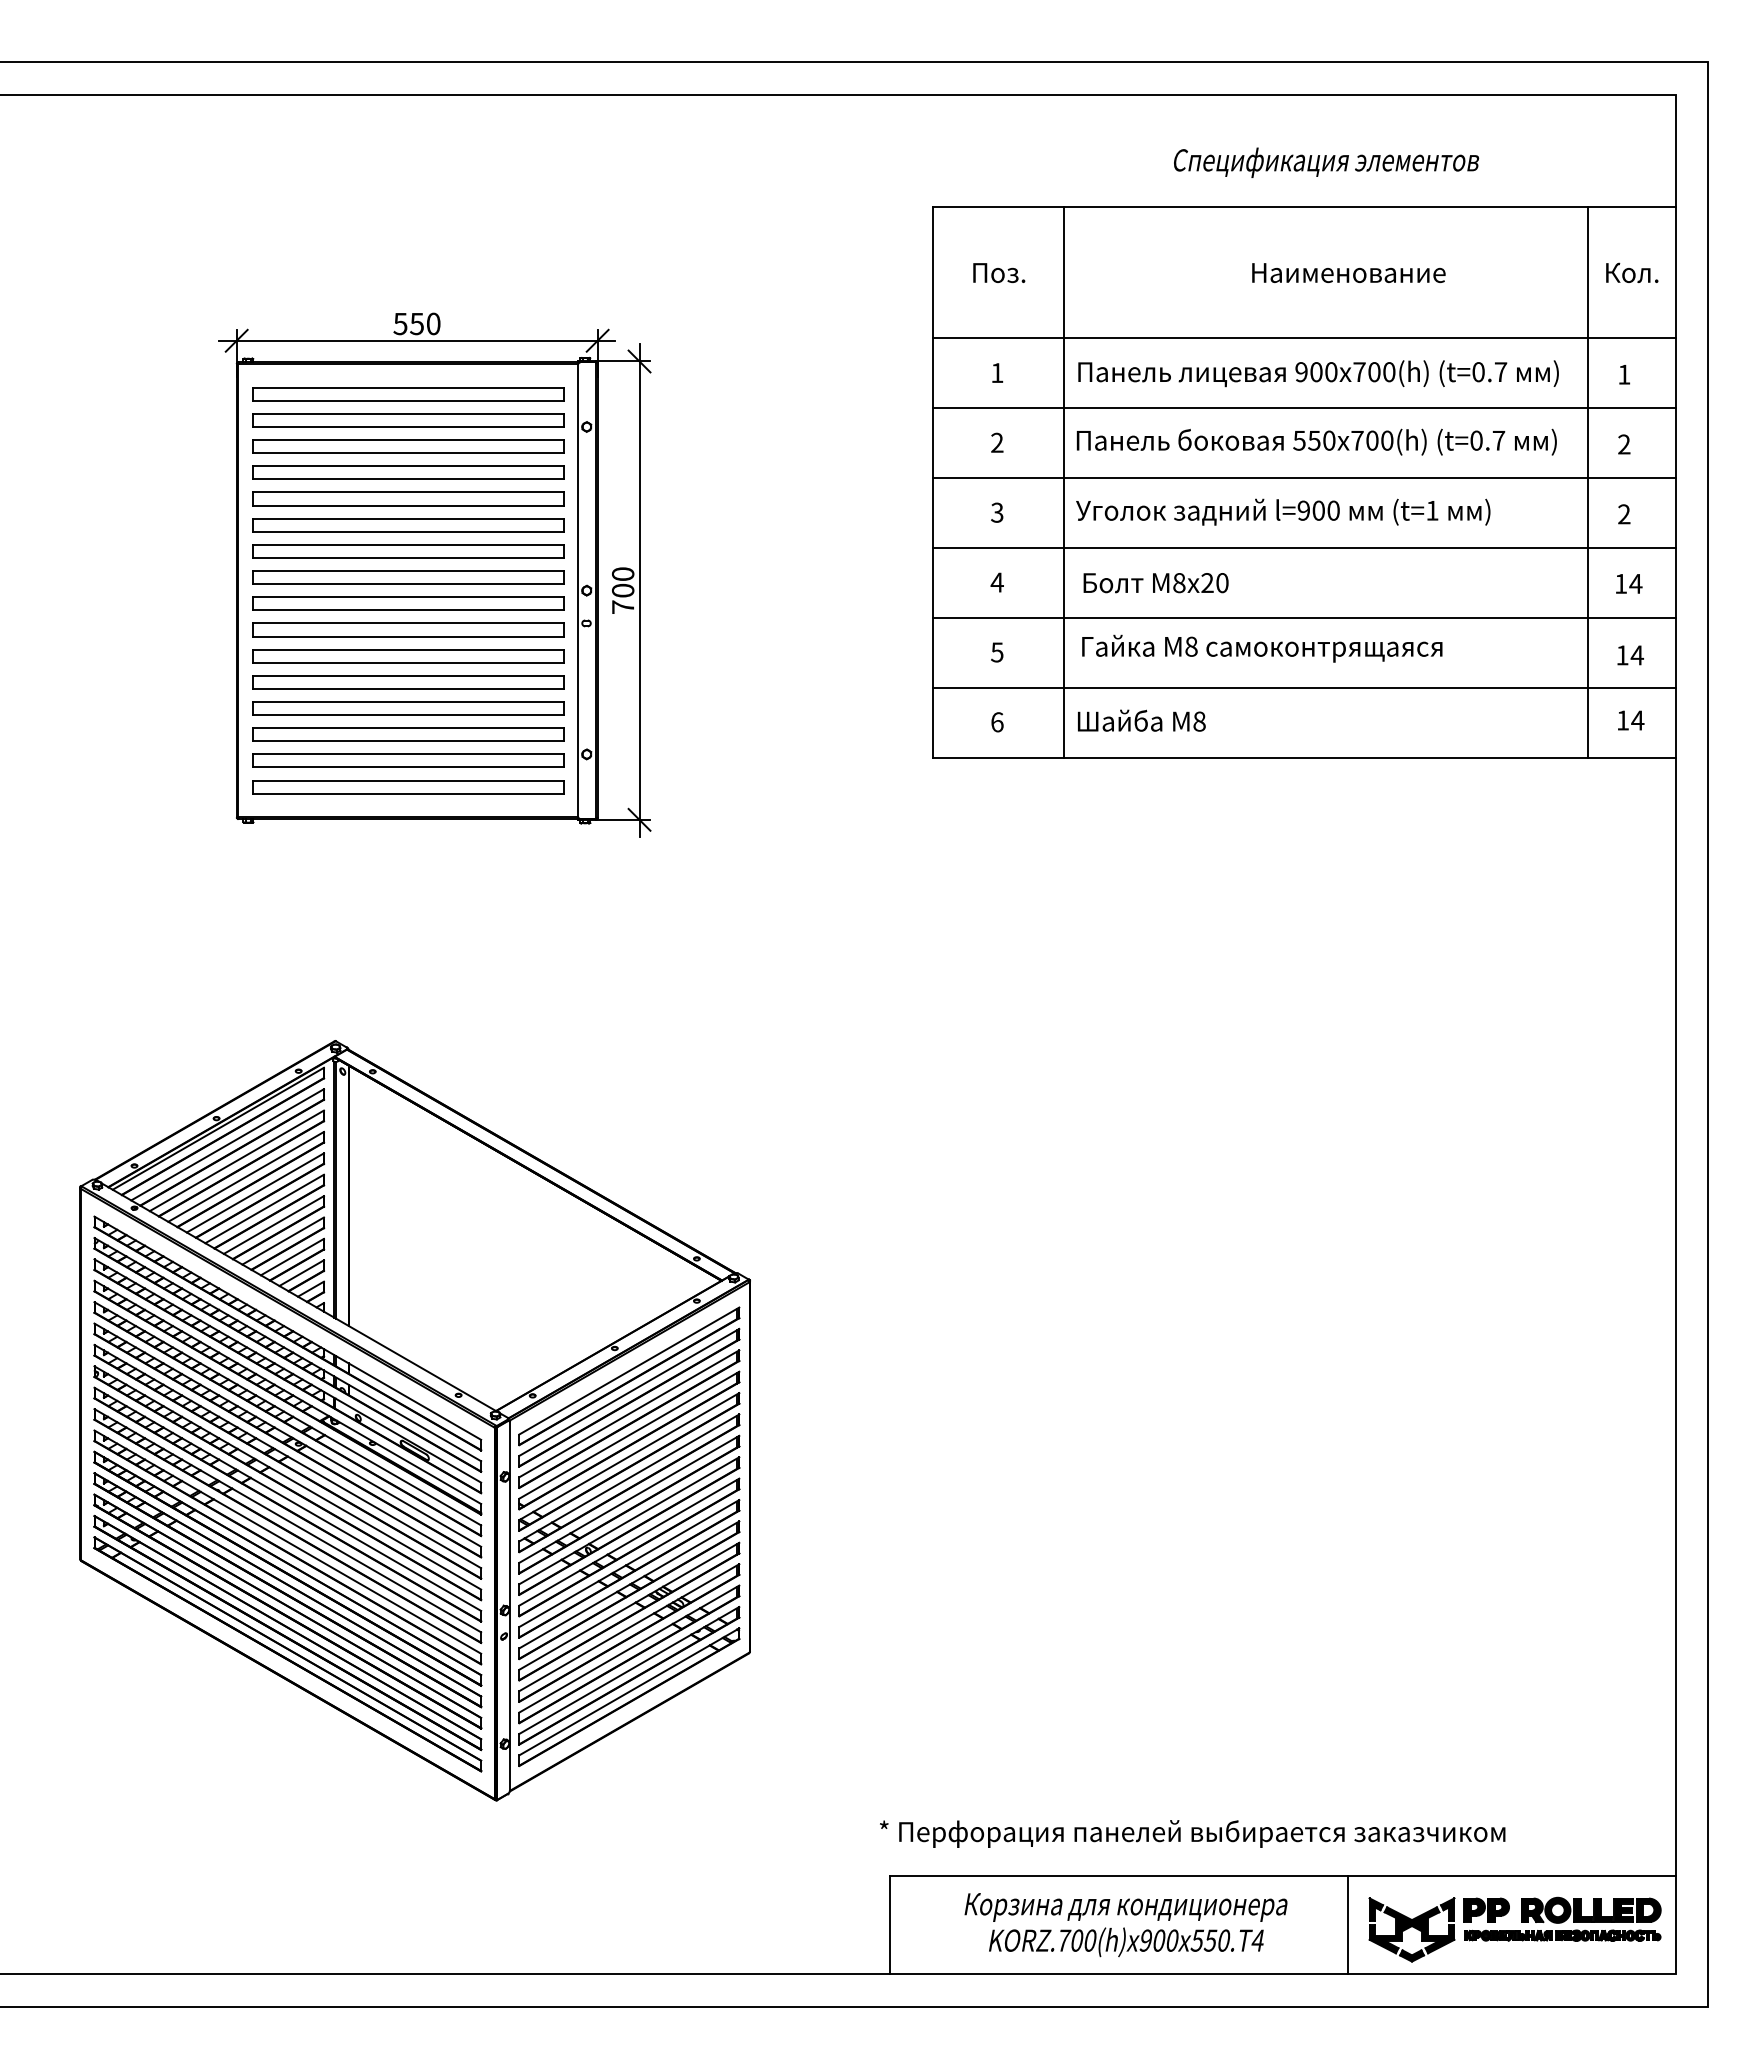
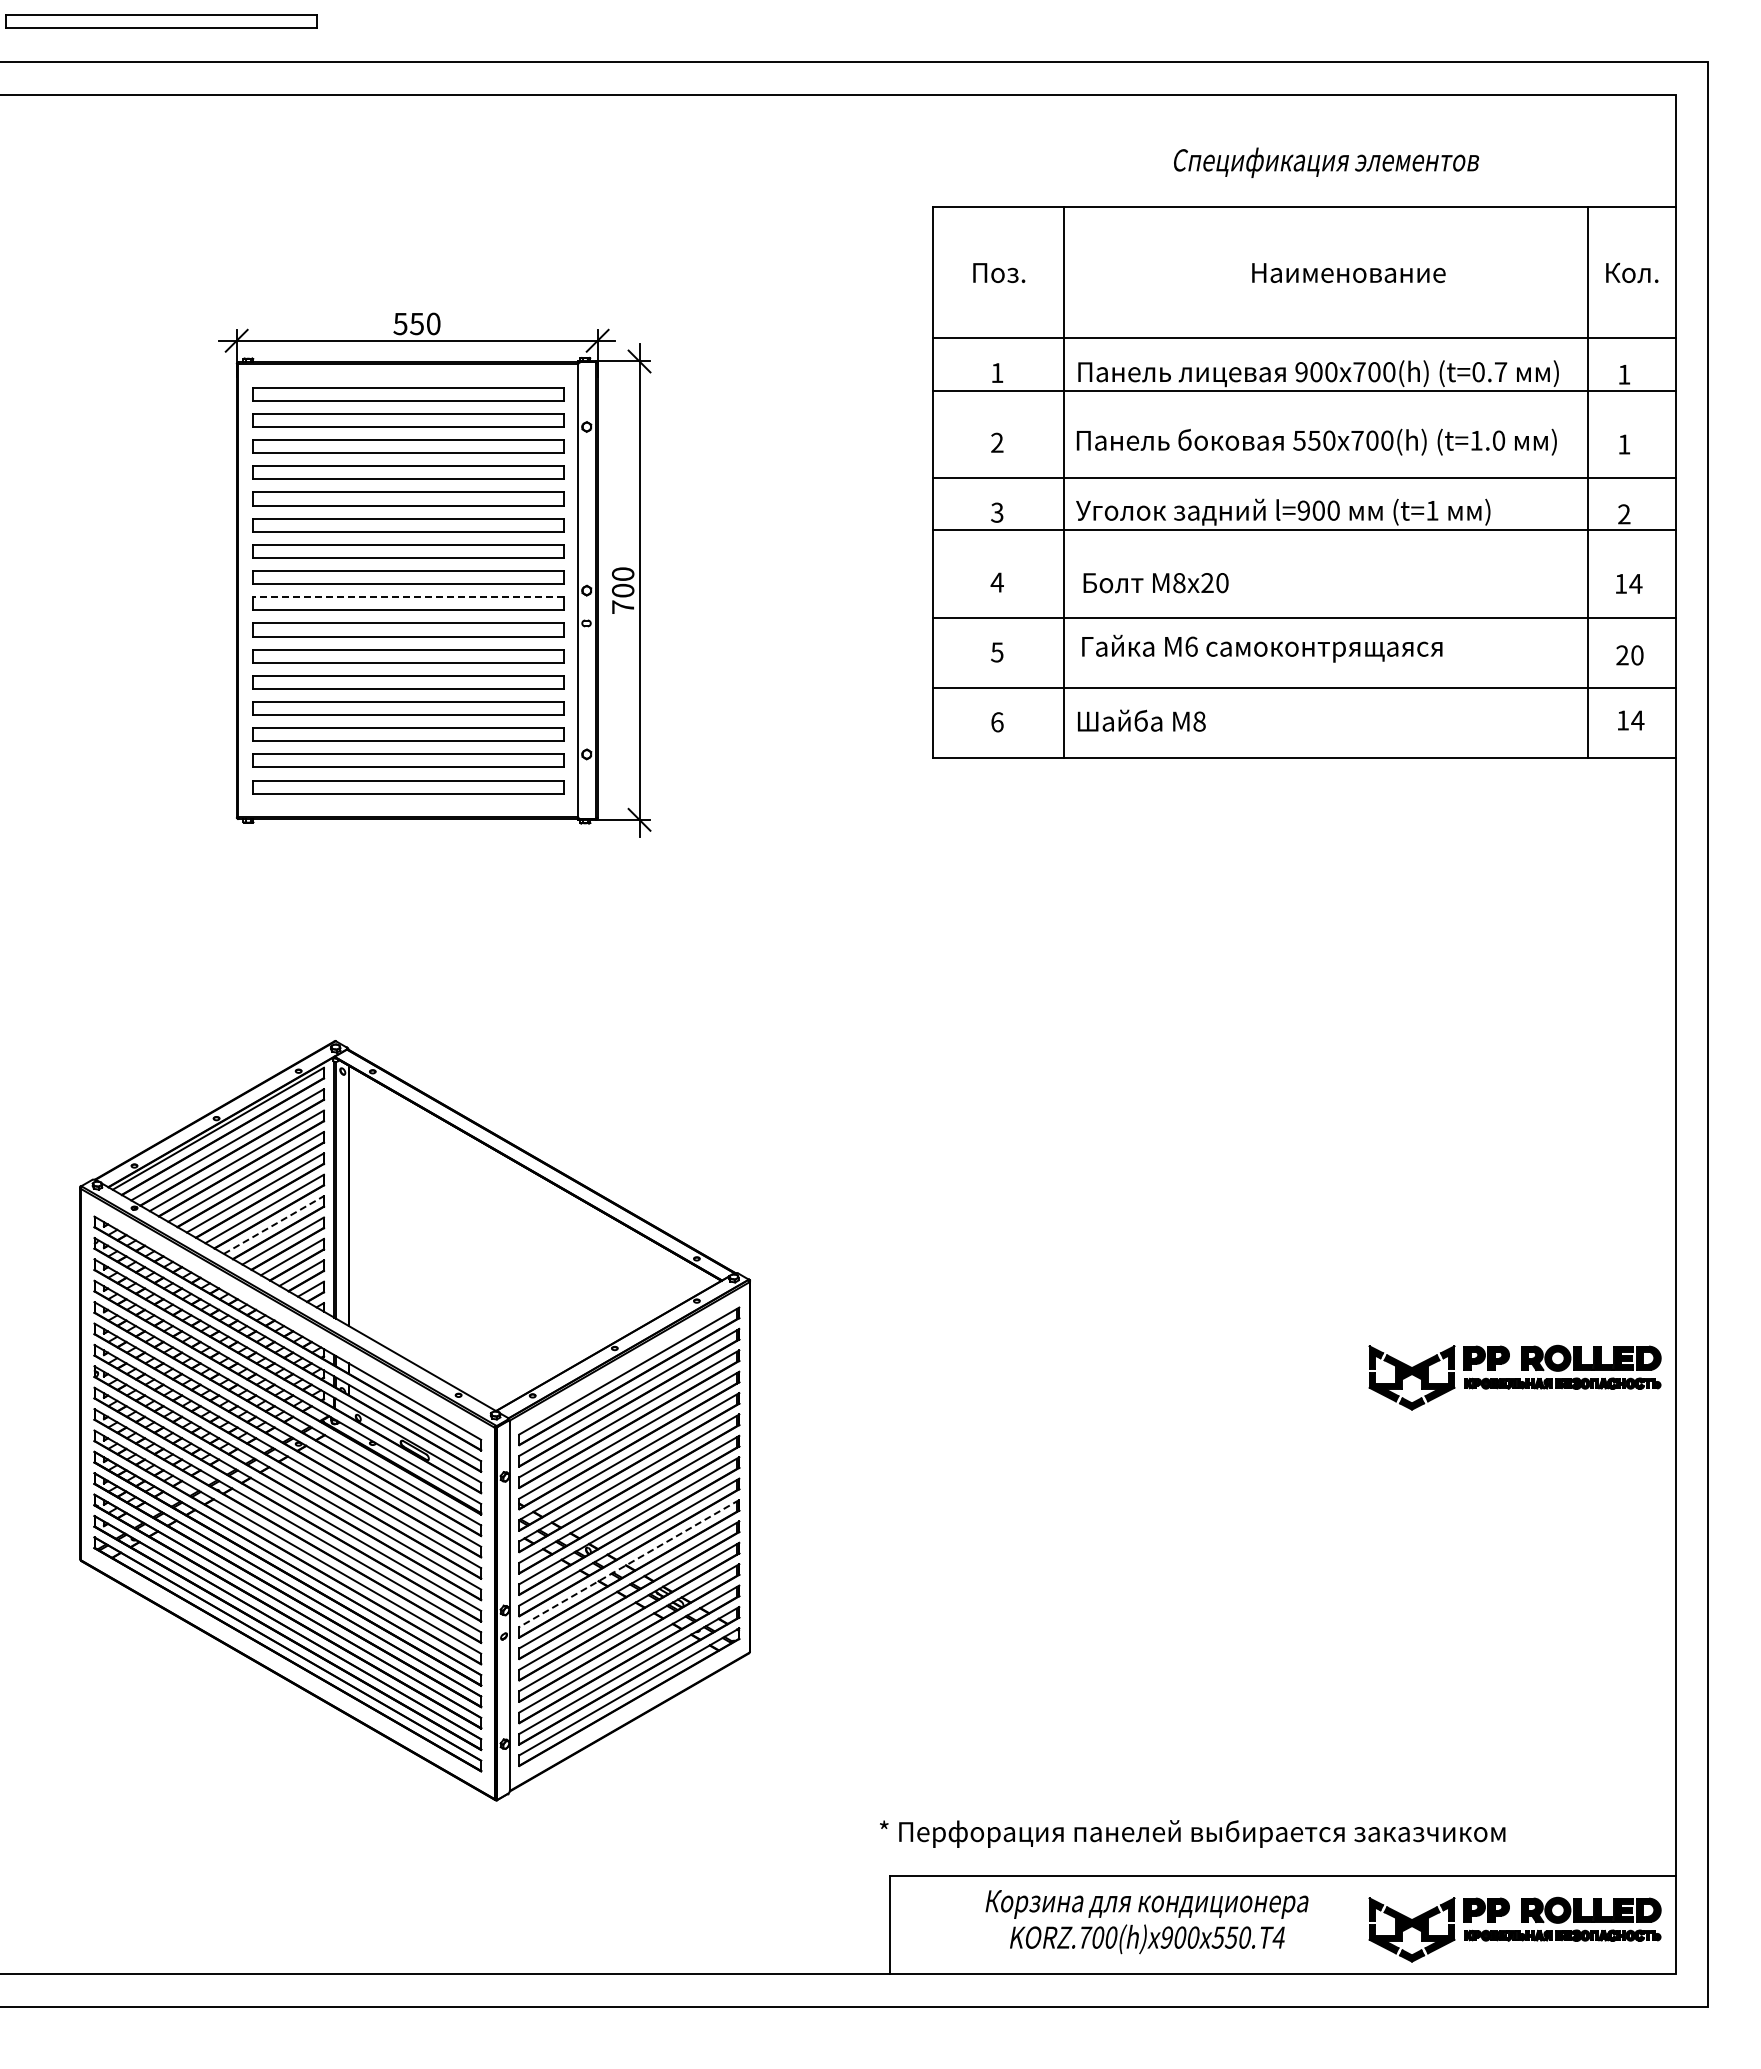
part: none -> present (161, 21)
line position: (1304, 408) -> (1304, 391) (1304, 391)
text: (t=0.7 -> (t=1.0 (1487, 440)
text: 2 -> 1 (1624, 444)
line position: (1304, 548) -> (1304, 530) (1304, 530)
line: solid -> dashed (408, 597)
text: 8 -> 6 (1191, 646)
text: 14 -> 20 (1630, 655)
line: solid -> dashed (273, 1225)
part: none -> present (1514, 1377)
line: solid -> dashed (629, 1563)
line: present -> none (1348, 1924)
text position: (1125, 1925) -> (1146, 1922) (1146, 1922)
